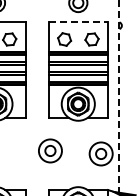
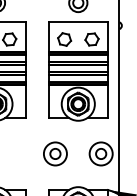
line: dashed -> solid (78, 21)
line: dashed -> solid (119, 98)
part position: (50, 150) -> (55, 153) (55, 153)
